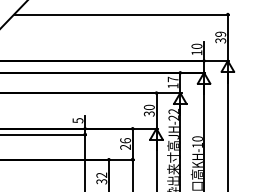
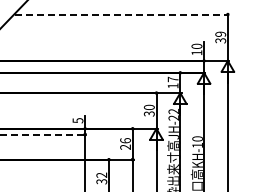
line: solid -> dashed (122, 14)
line: solid -> dashed (43, 134)
